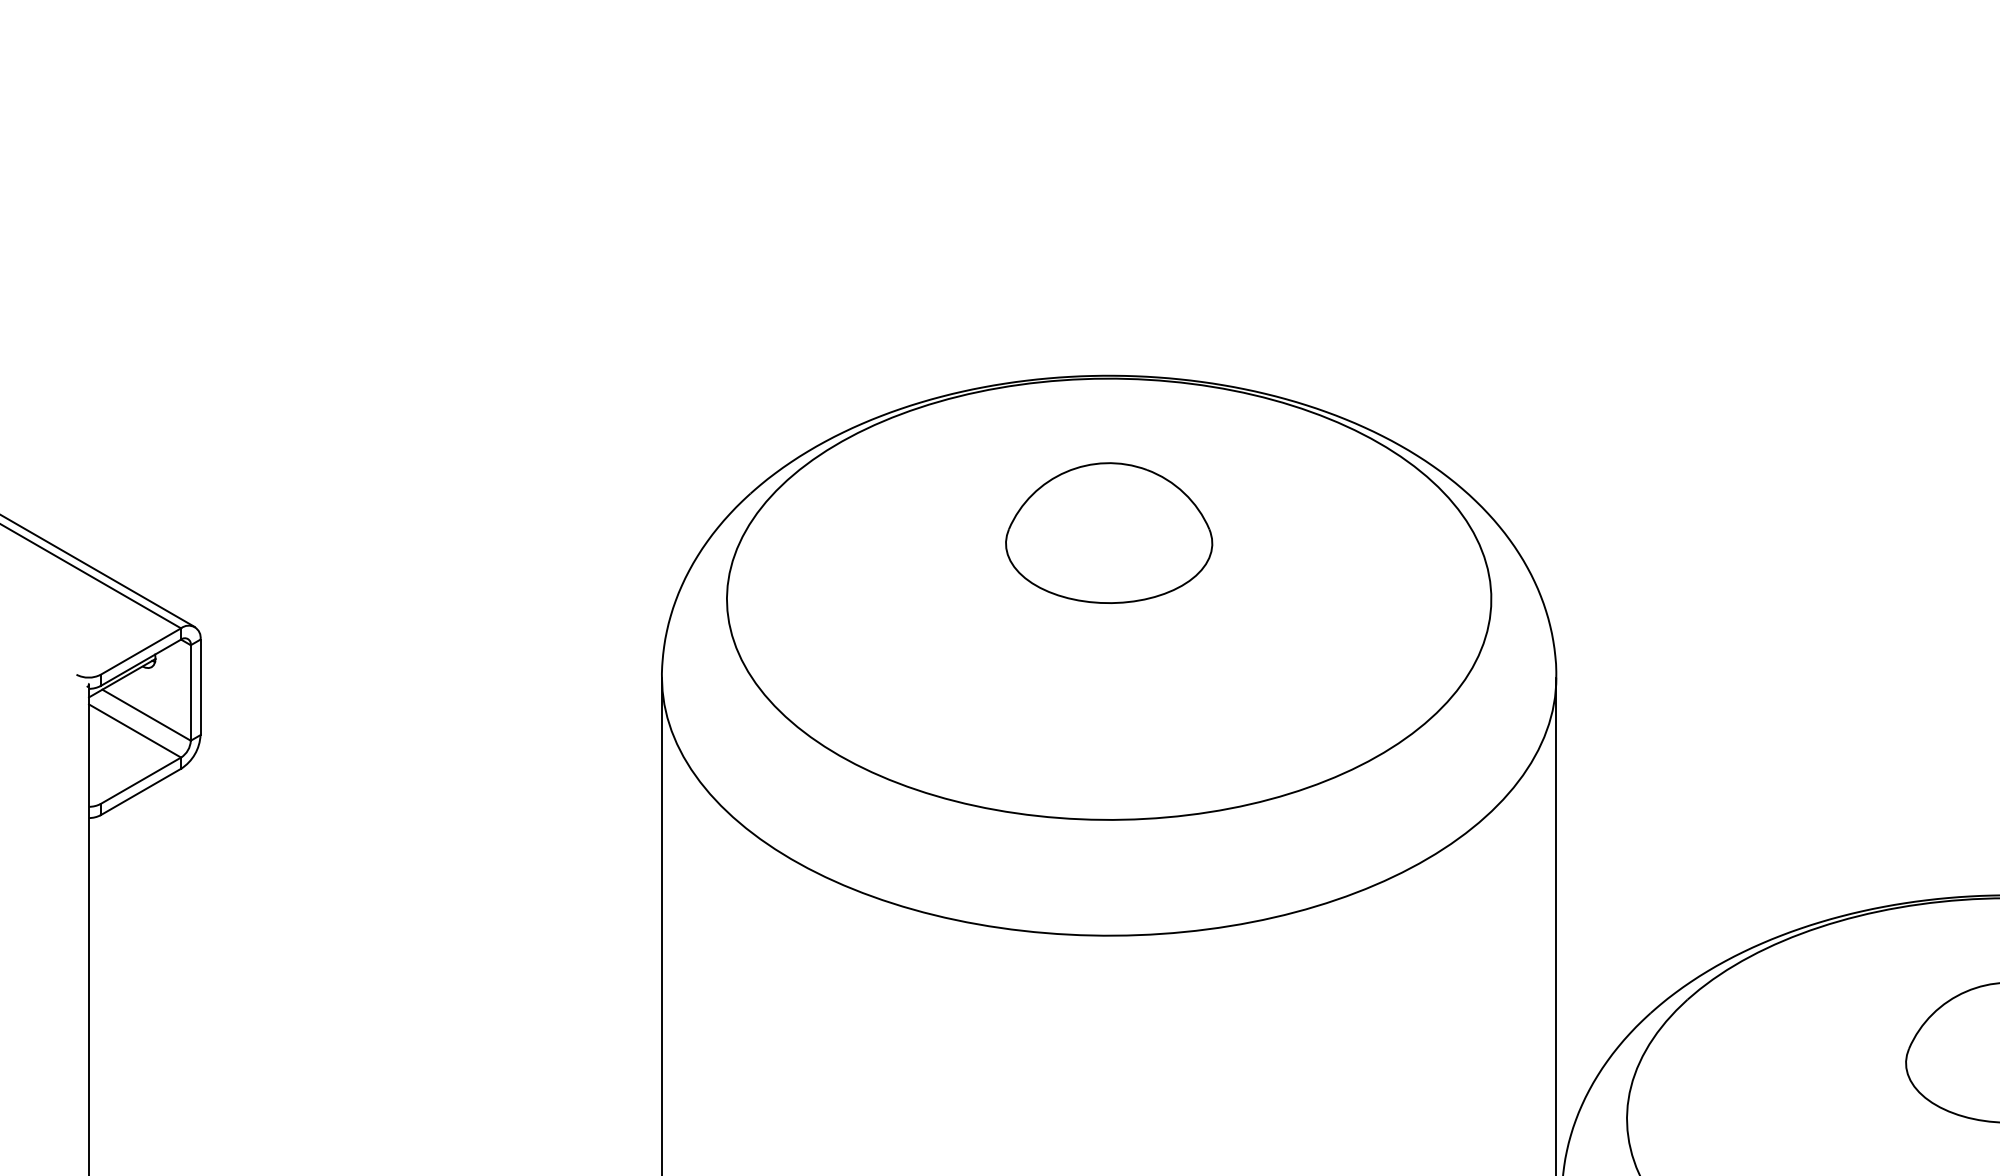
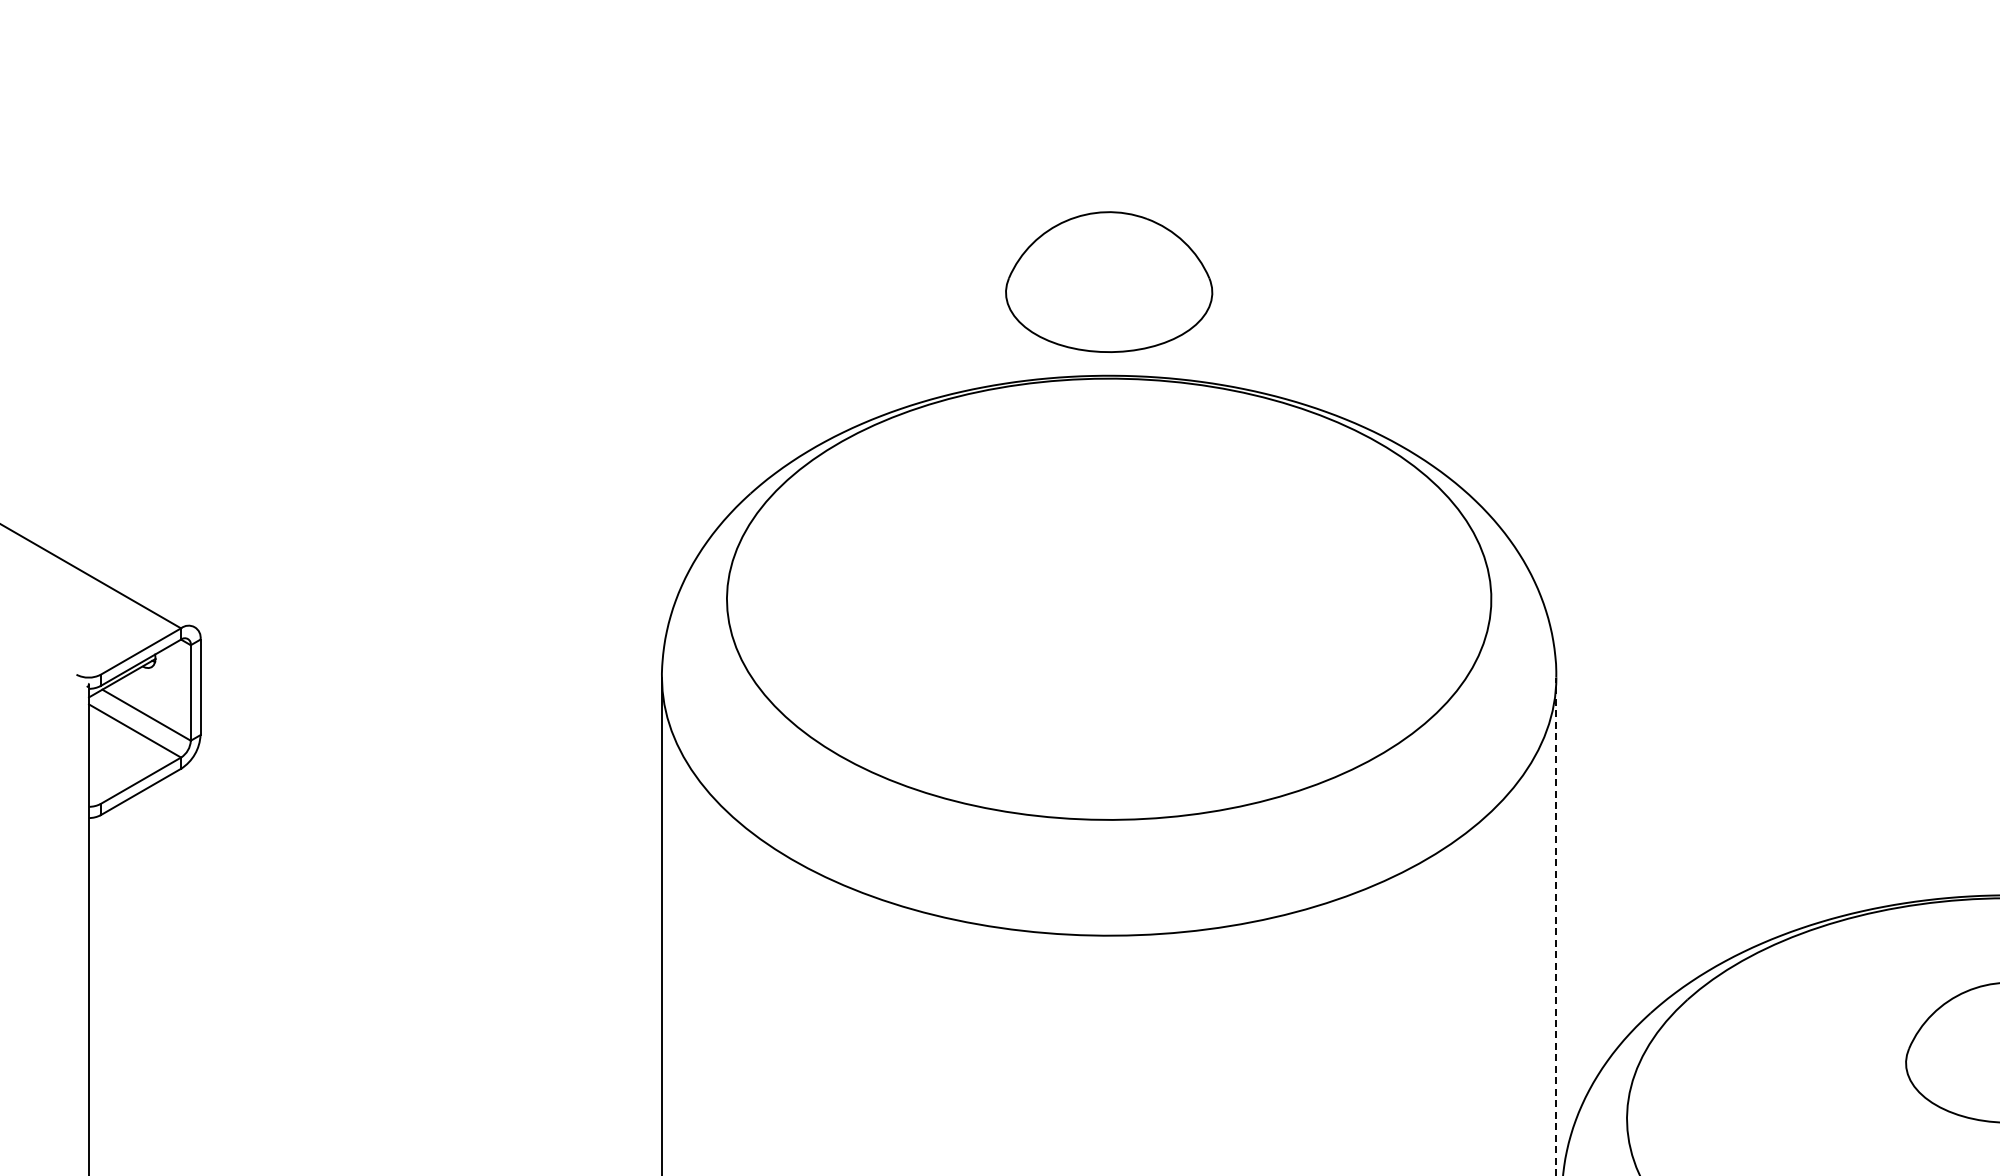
part position: (1109, 532) -> (1109, 281) (1109, 281)
line: present -> none (98, 571)
line: solid -> dashed (1556, 926)
